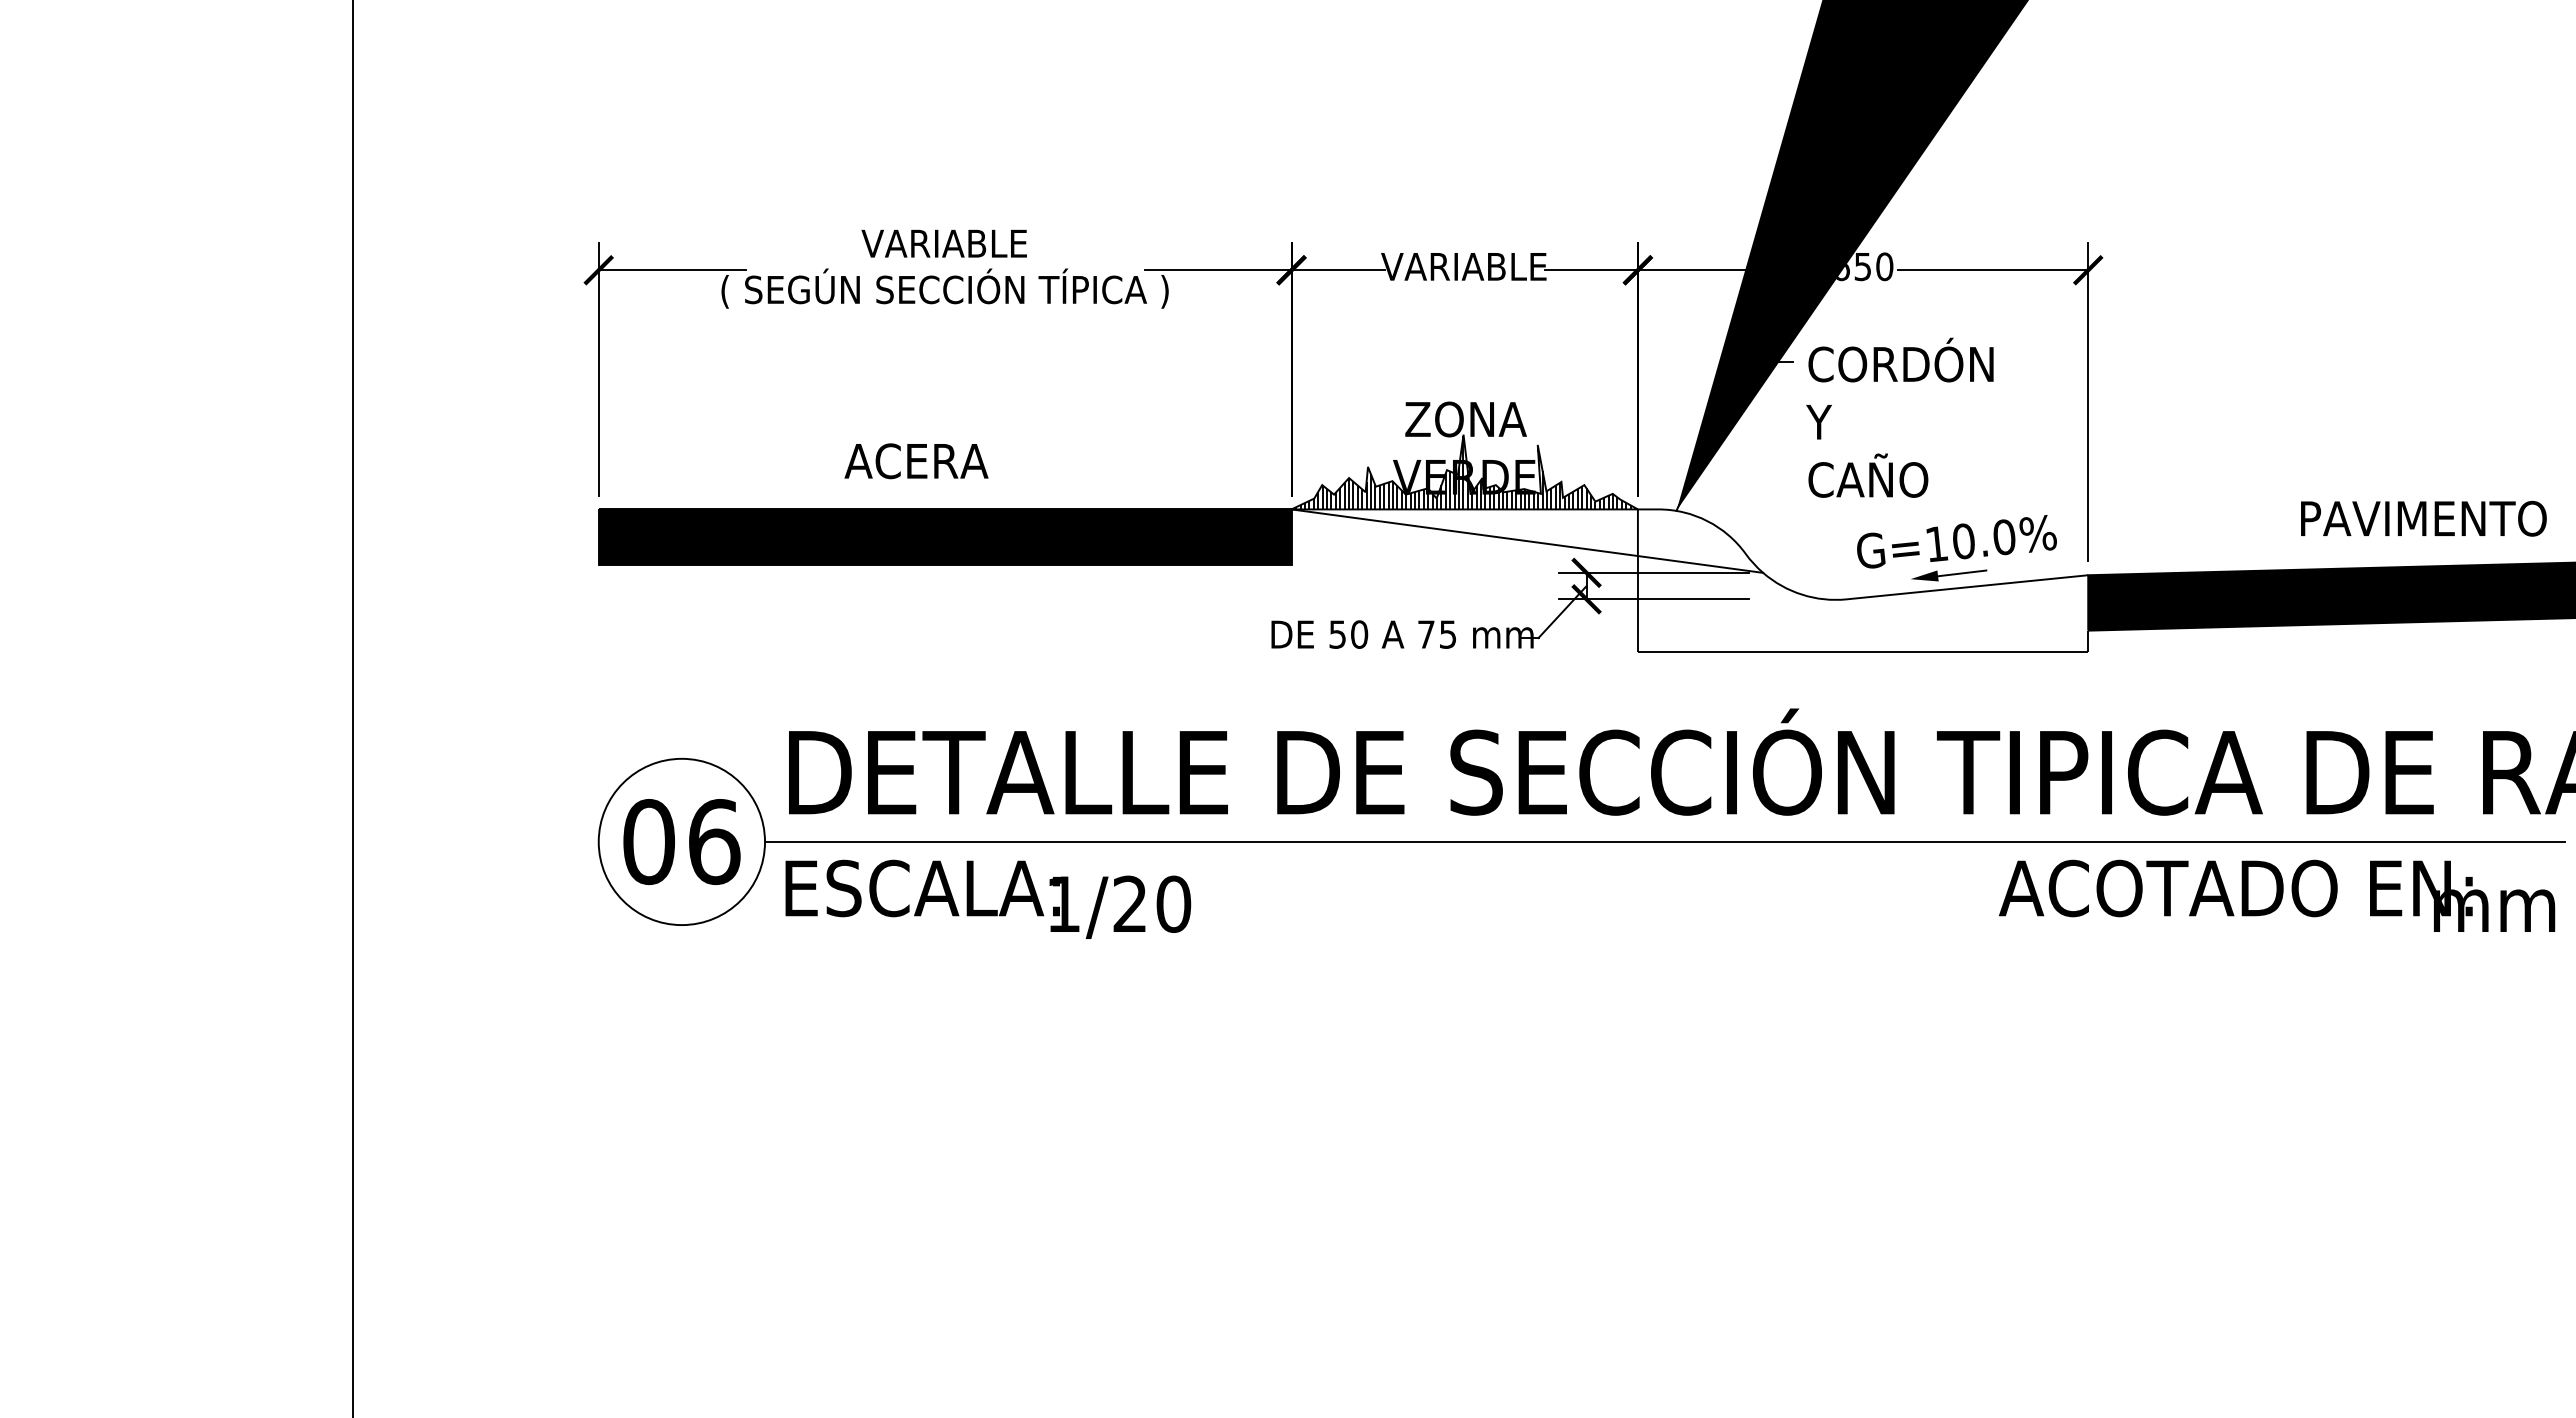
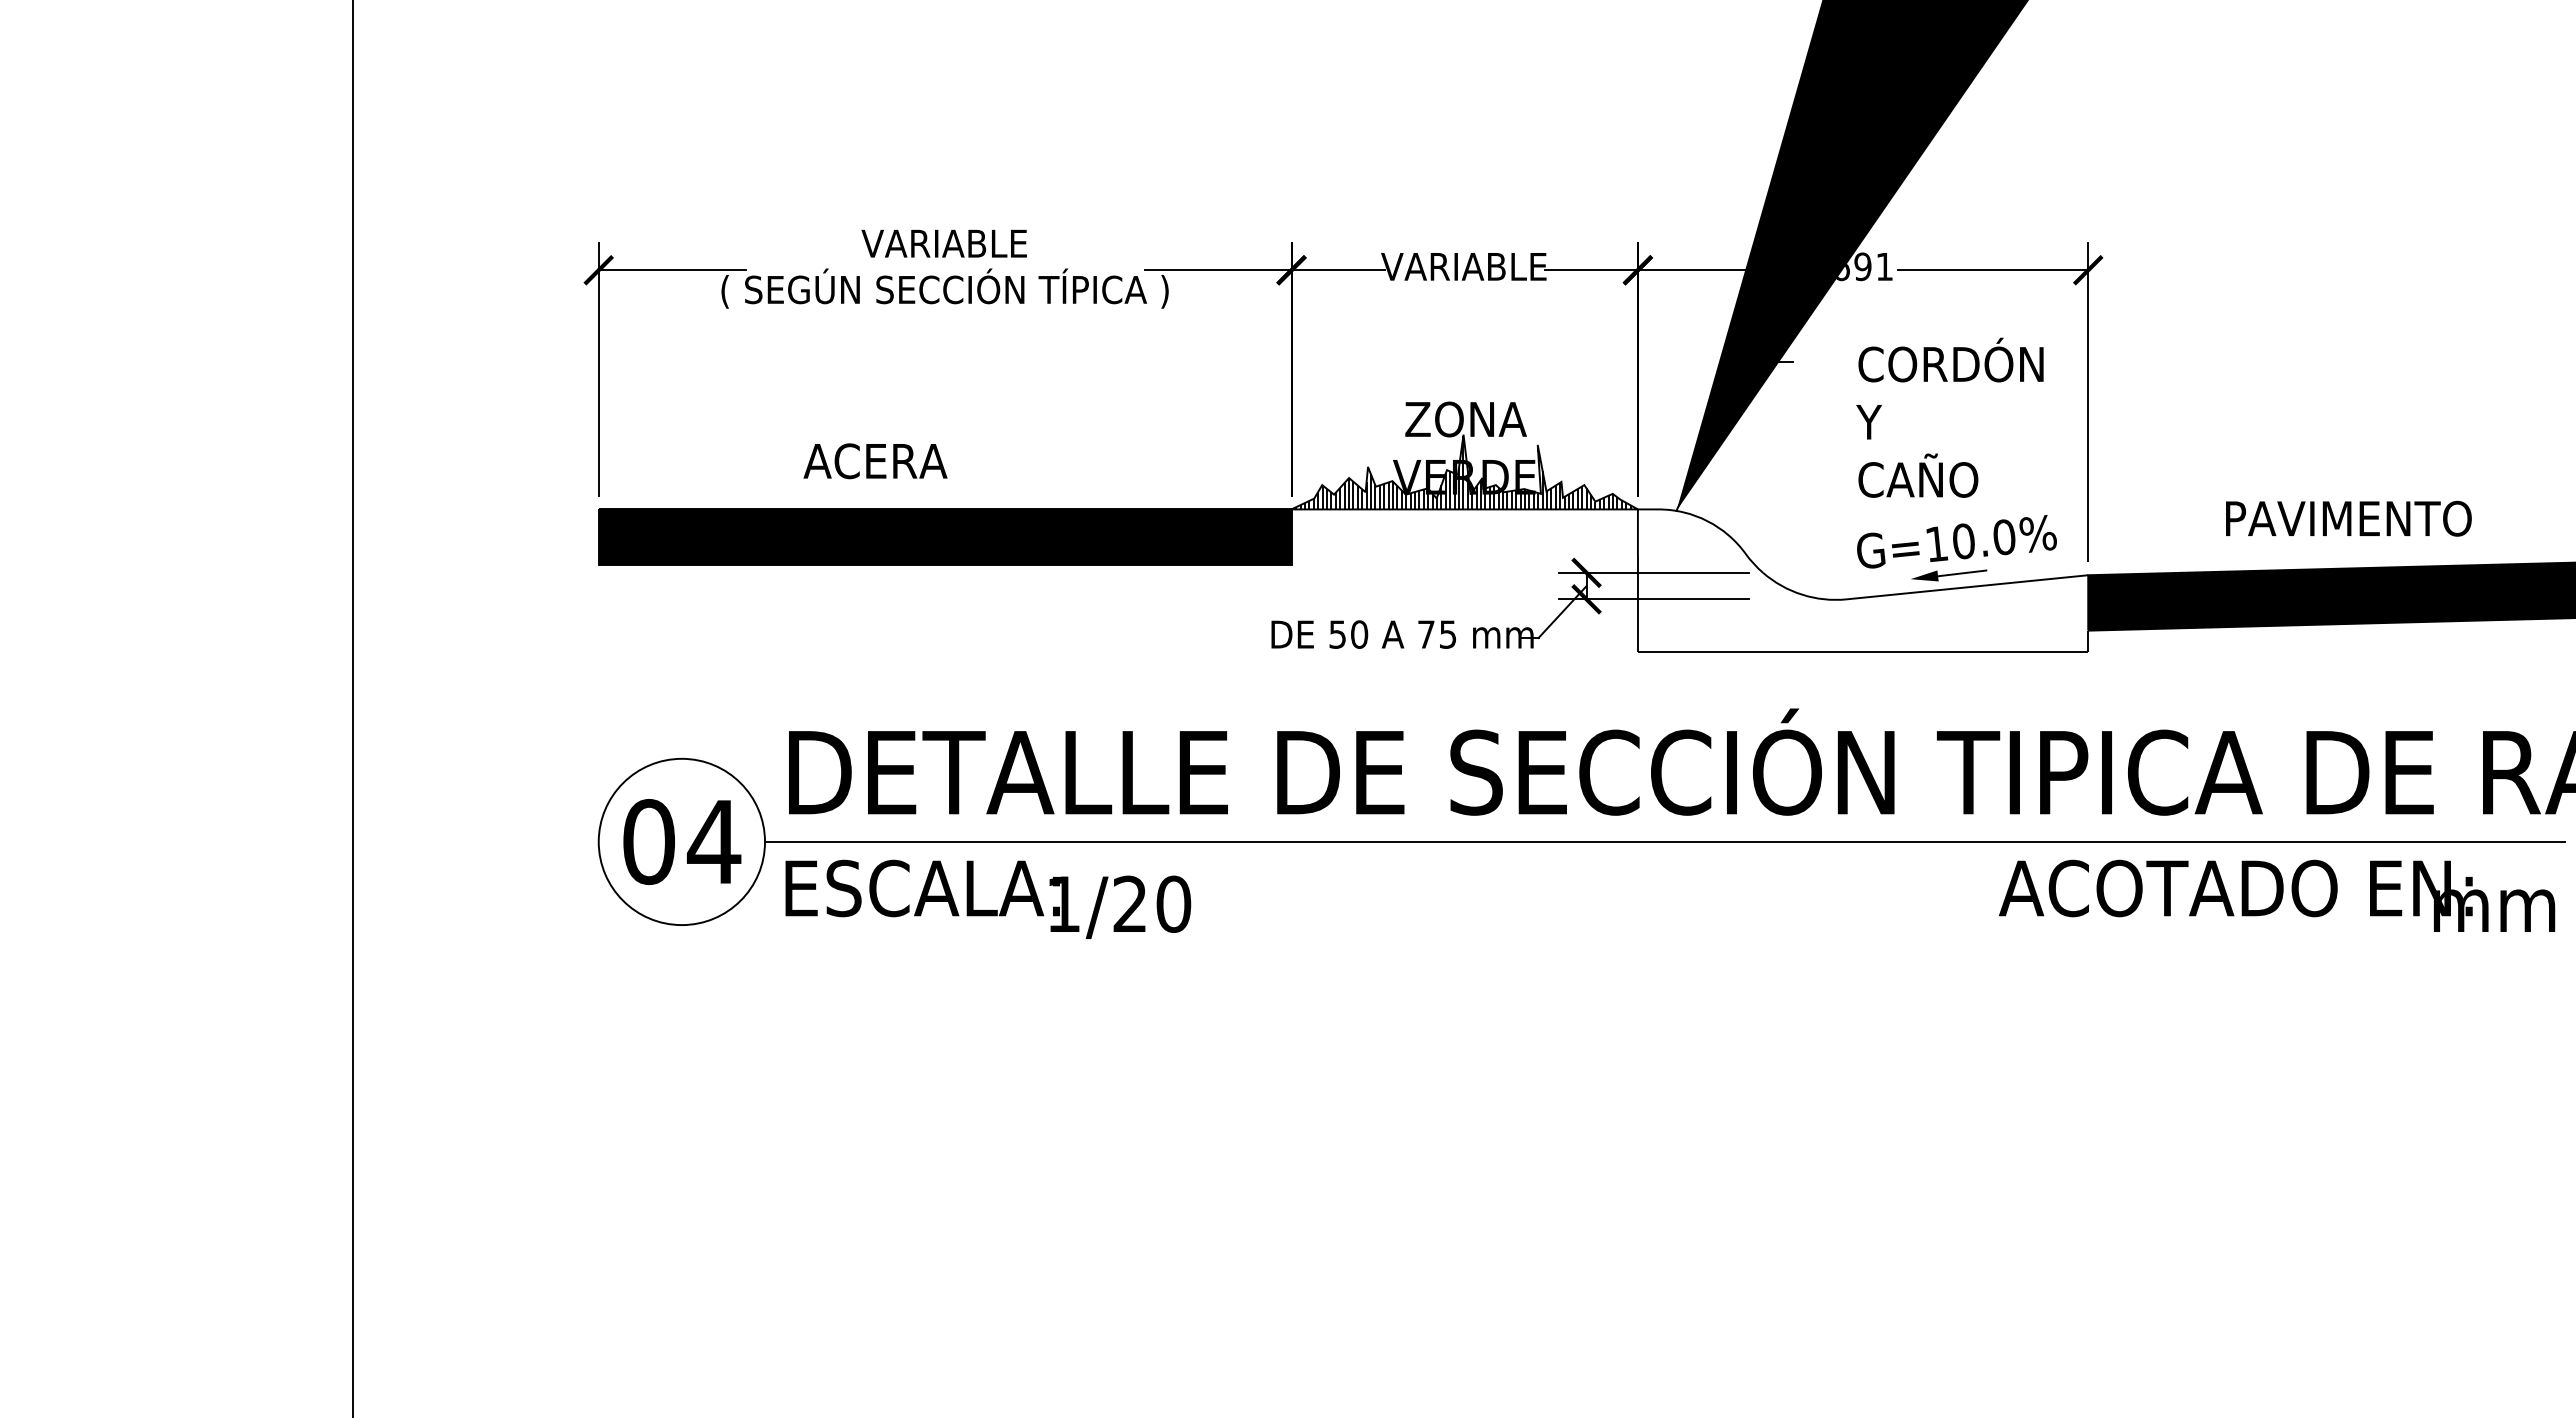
text: 650 -> 691 (1873, 266)
text position: (1899, 417) -> (1949, 417) (1949, 417)
text position: (916, 461) -> (875, 461) (875, 461)
text position: (2423, 518) -> (2348, 518) (2348, 518)
line: present -> none (1527, 540)
text: 06 -> 04 (713, 842)
